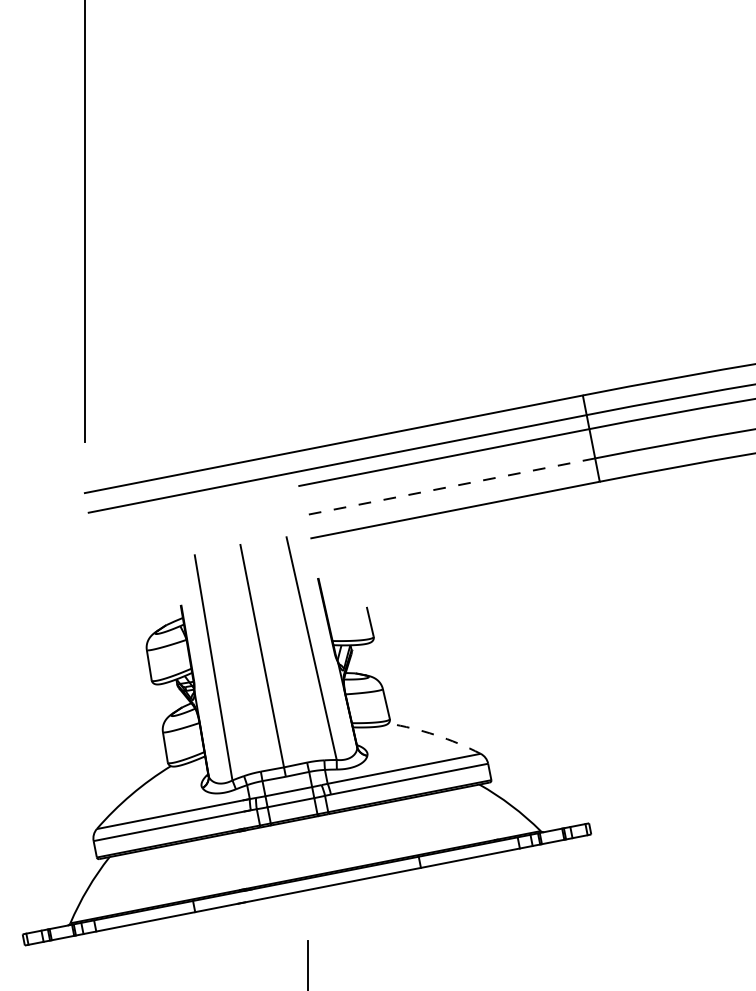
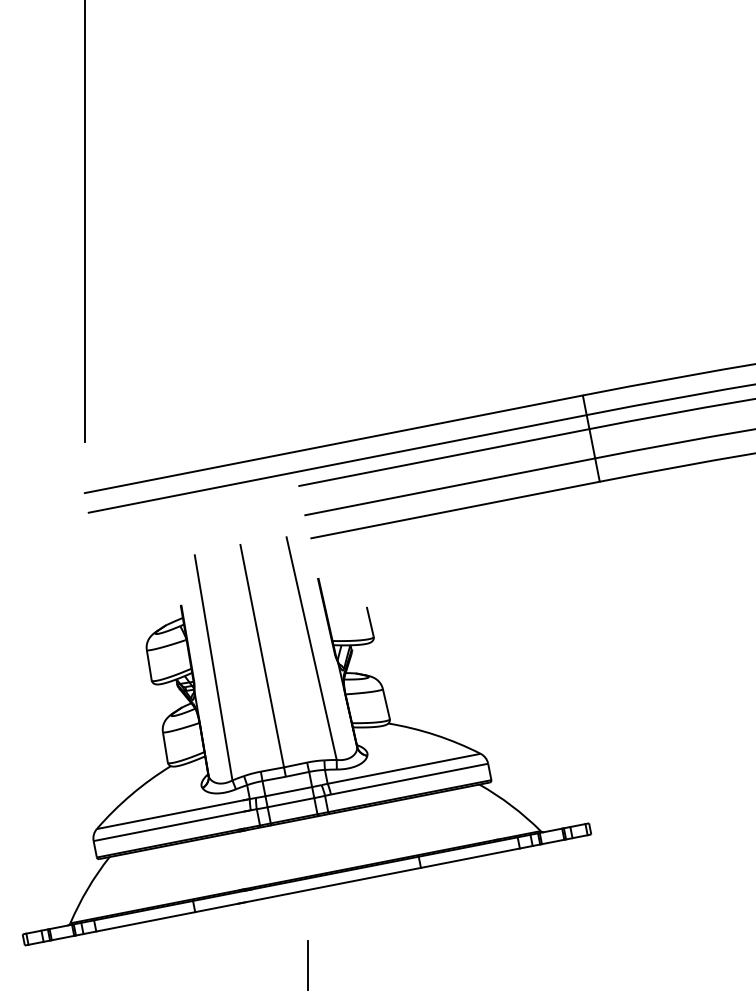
line: dashed -> solid (450, 486)
arc: dashed -> solid (435, 735)
